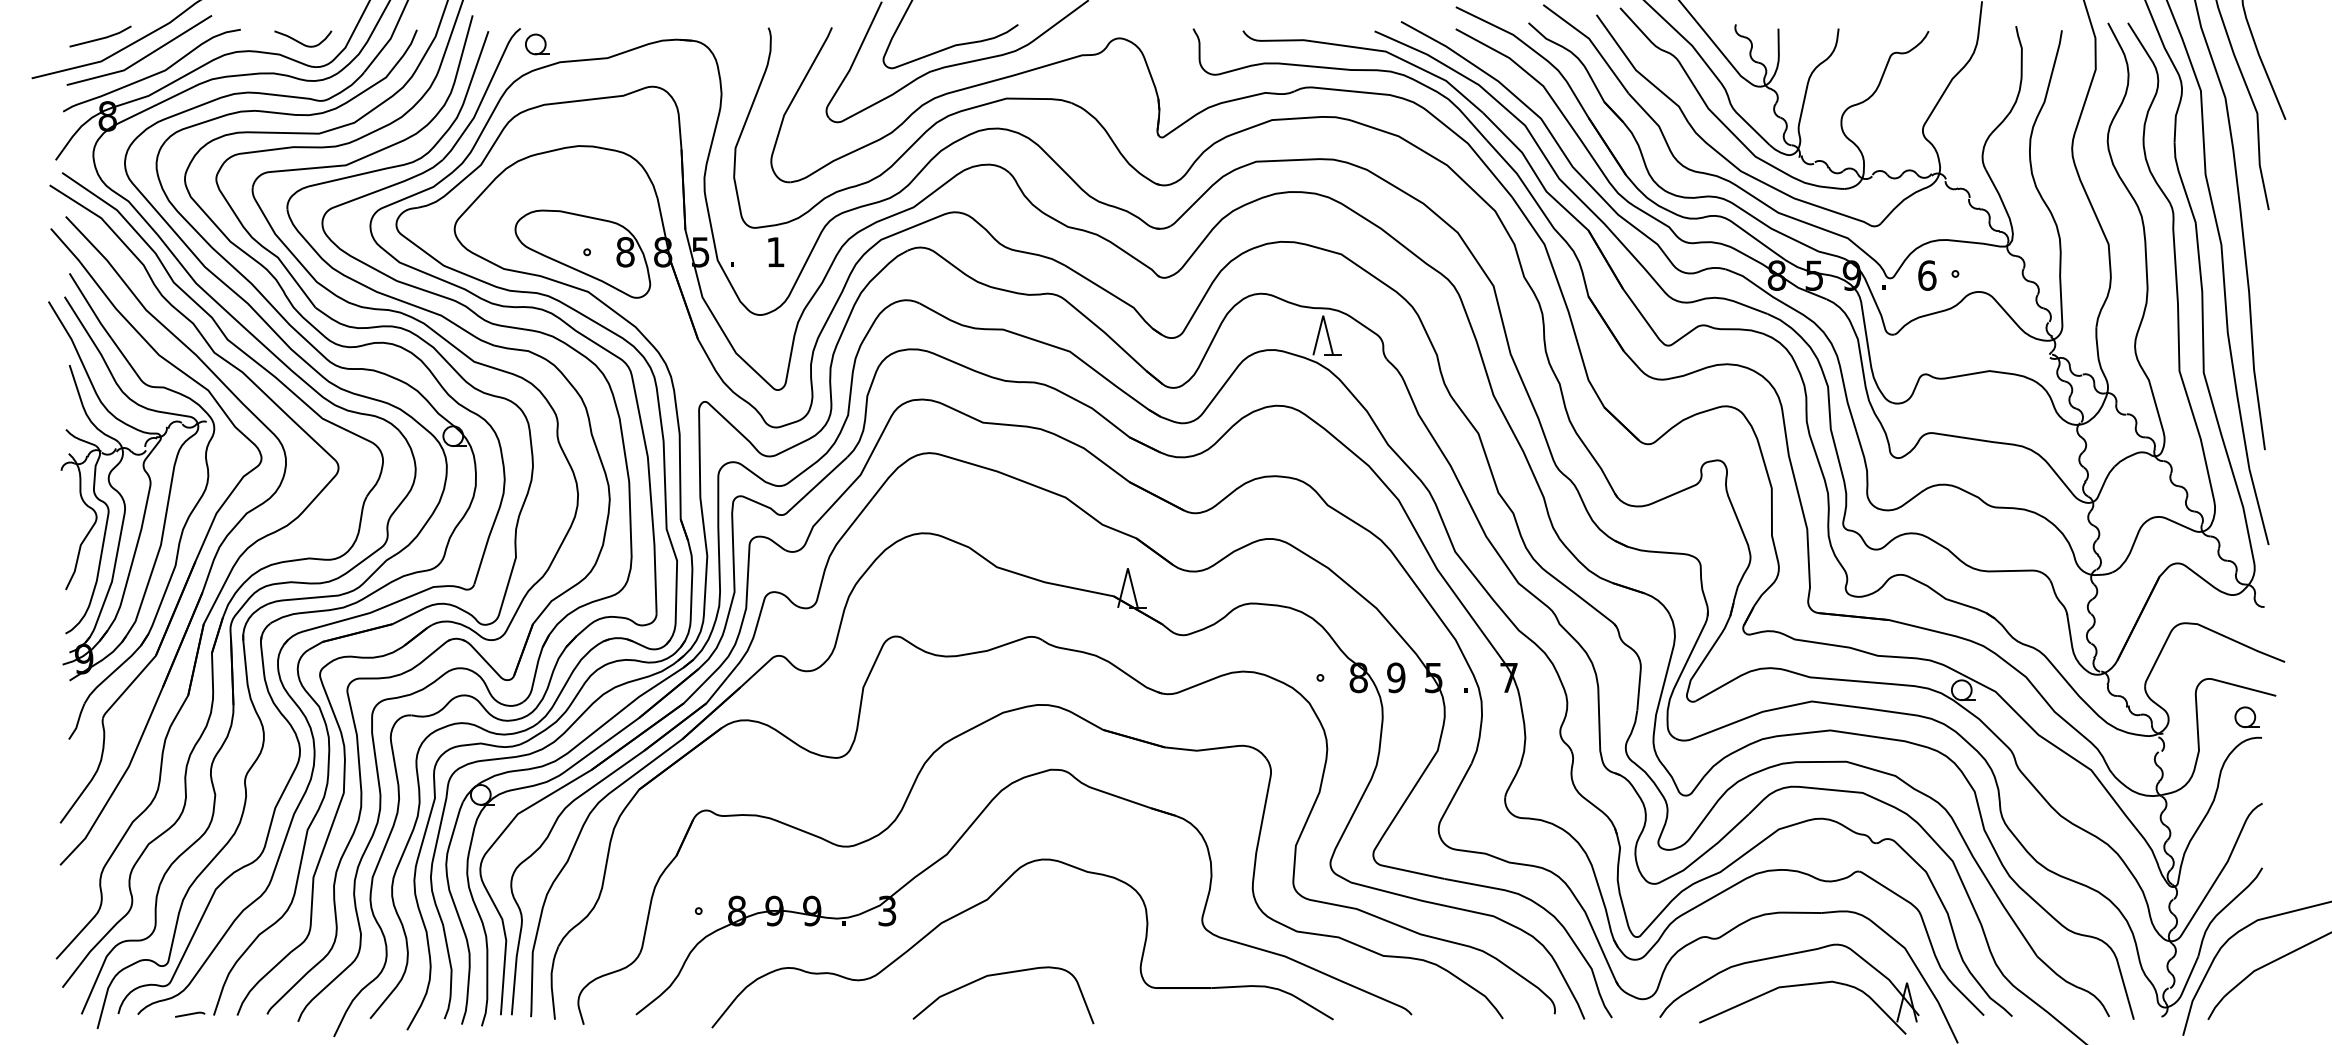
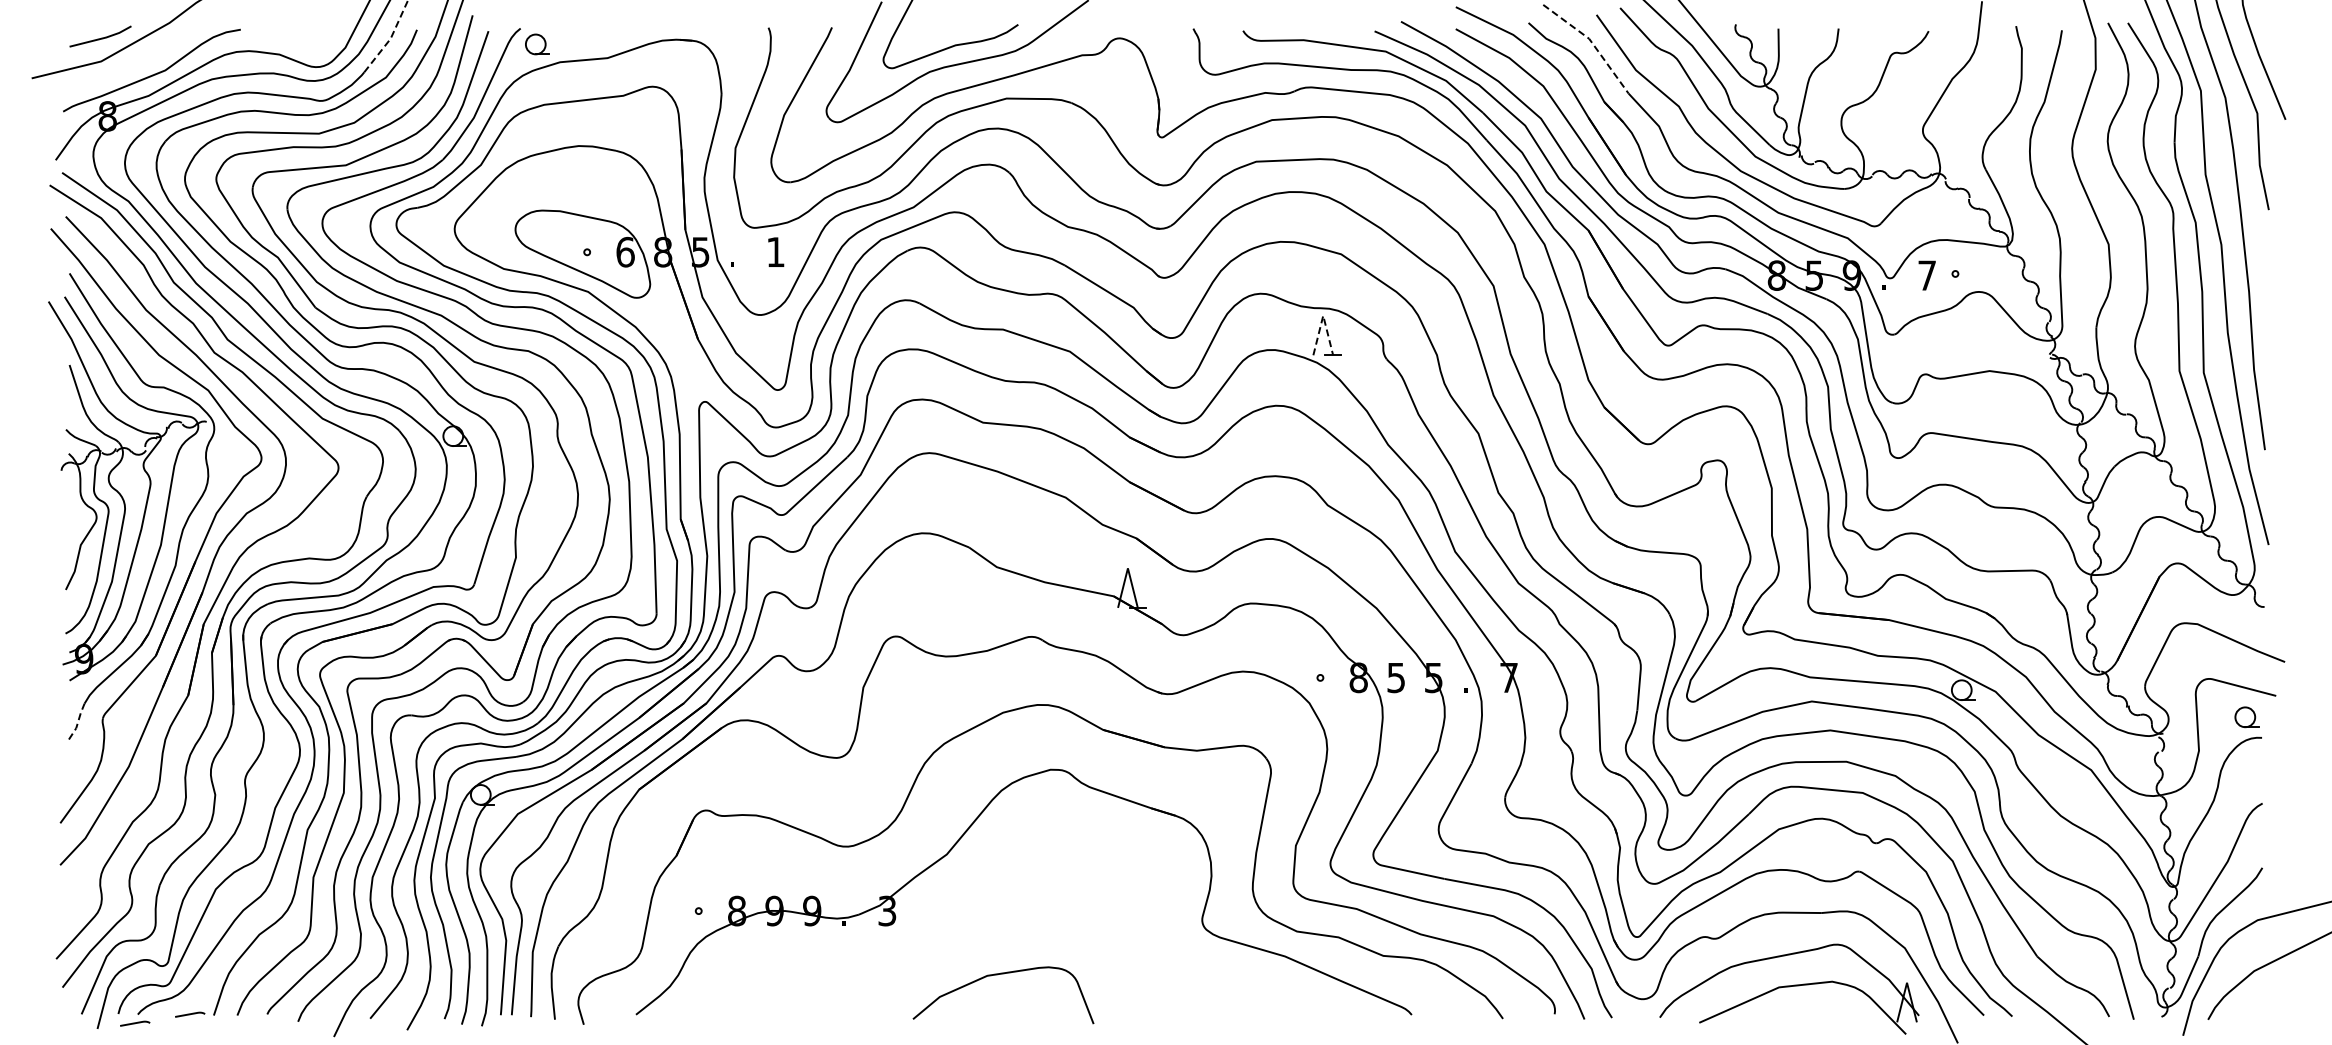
line: solid -> dashed (390, 38)
curve: present -> none (301, 42)
line: solid -> dashed (1592, 42)
line: present -> none (142, 57)
text: 8 -> 6 (625, 251)
text: 6 -> 7 (1927, 275)
line: solid -> dashed (1323, 315)
text: 9 -> 5 (1396, 677)
line: solid -> dashed (78, 721)
part: present -> none (986, 901)
curve: none -> present (135, 1023)
